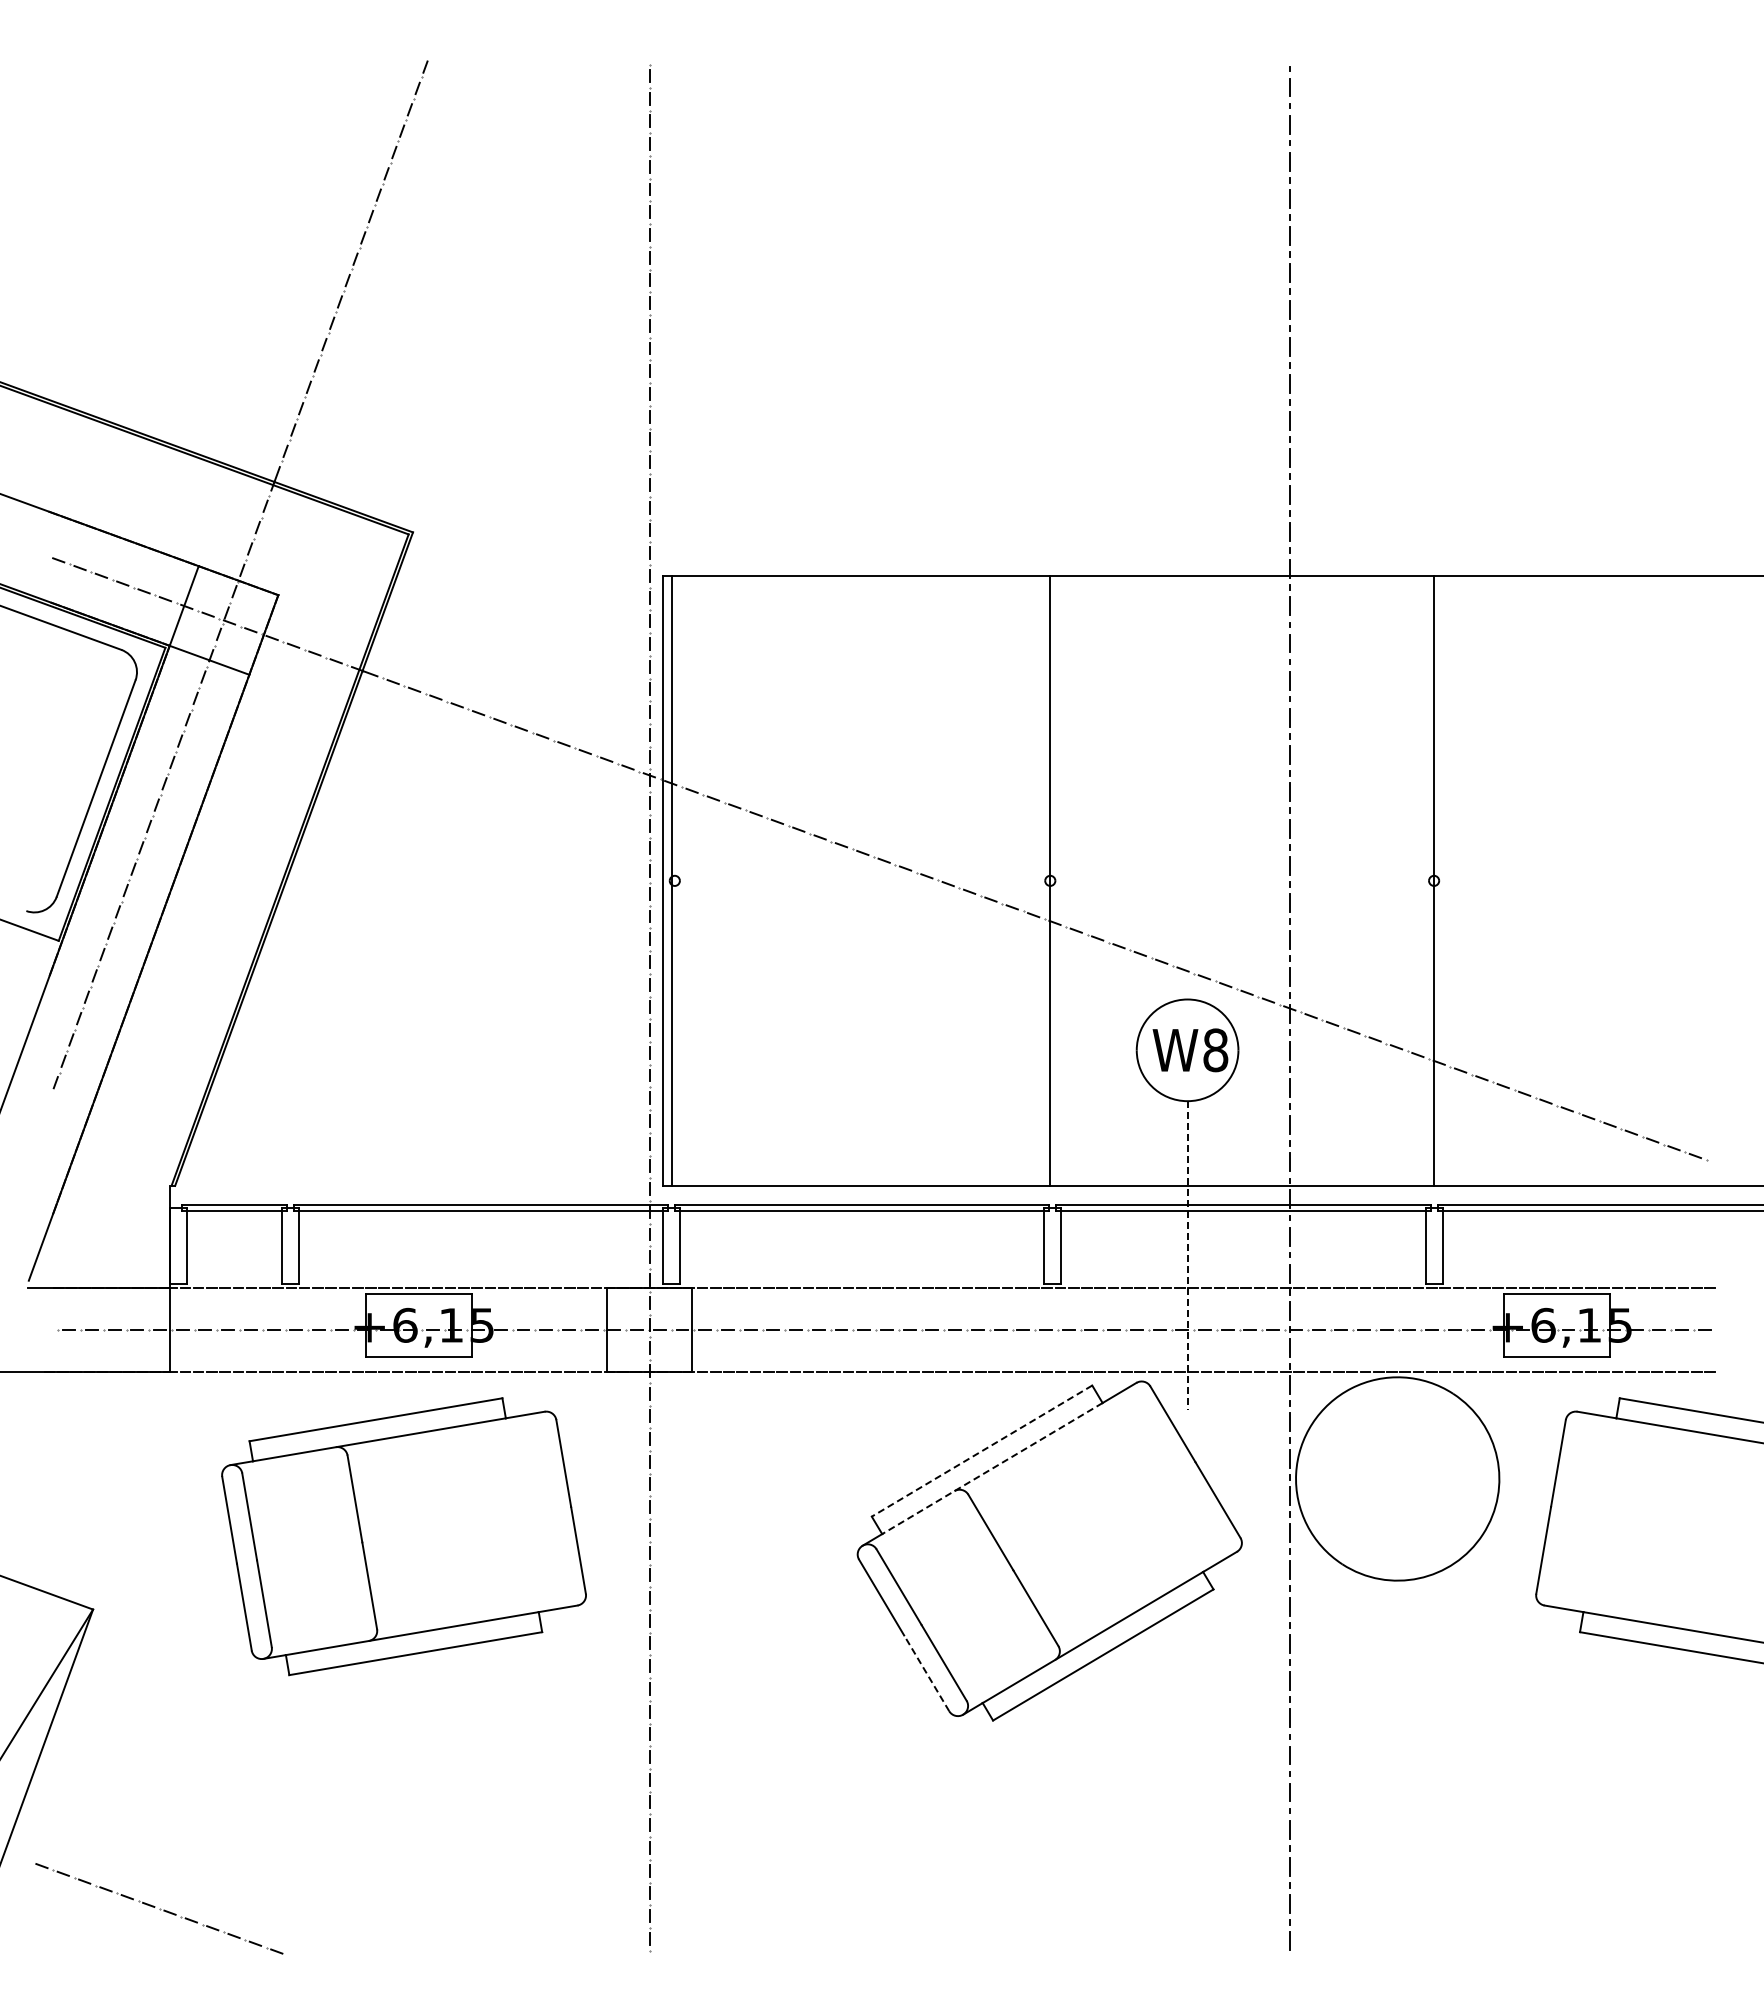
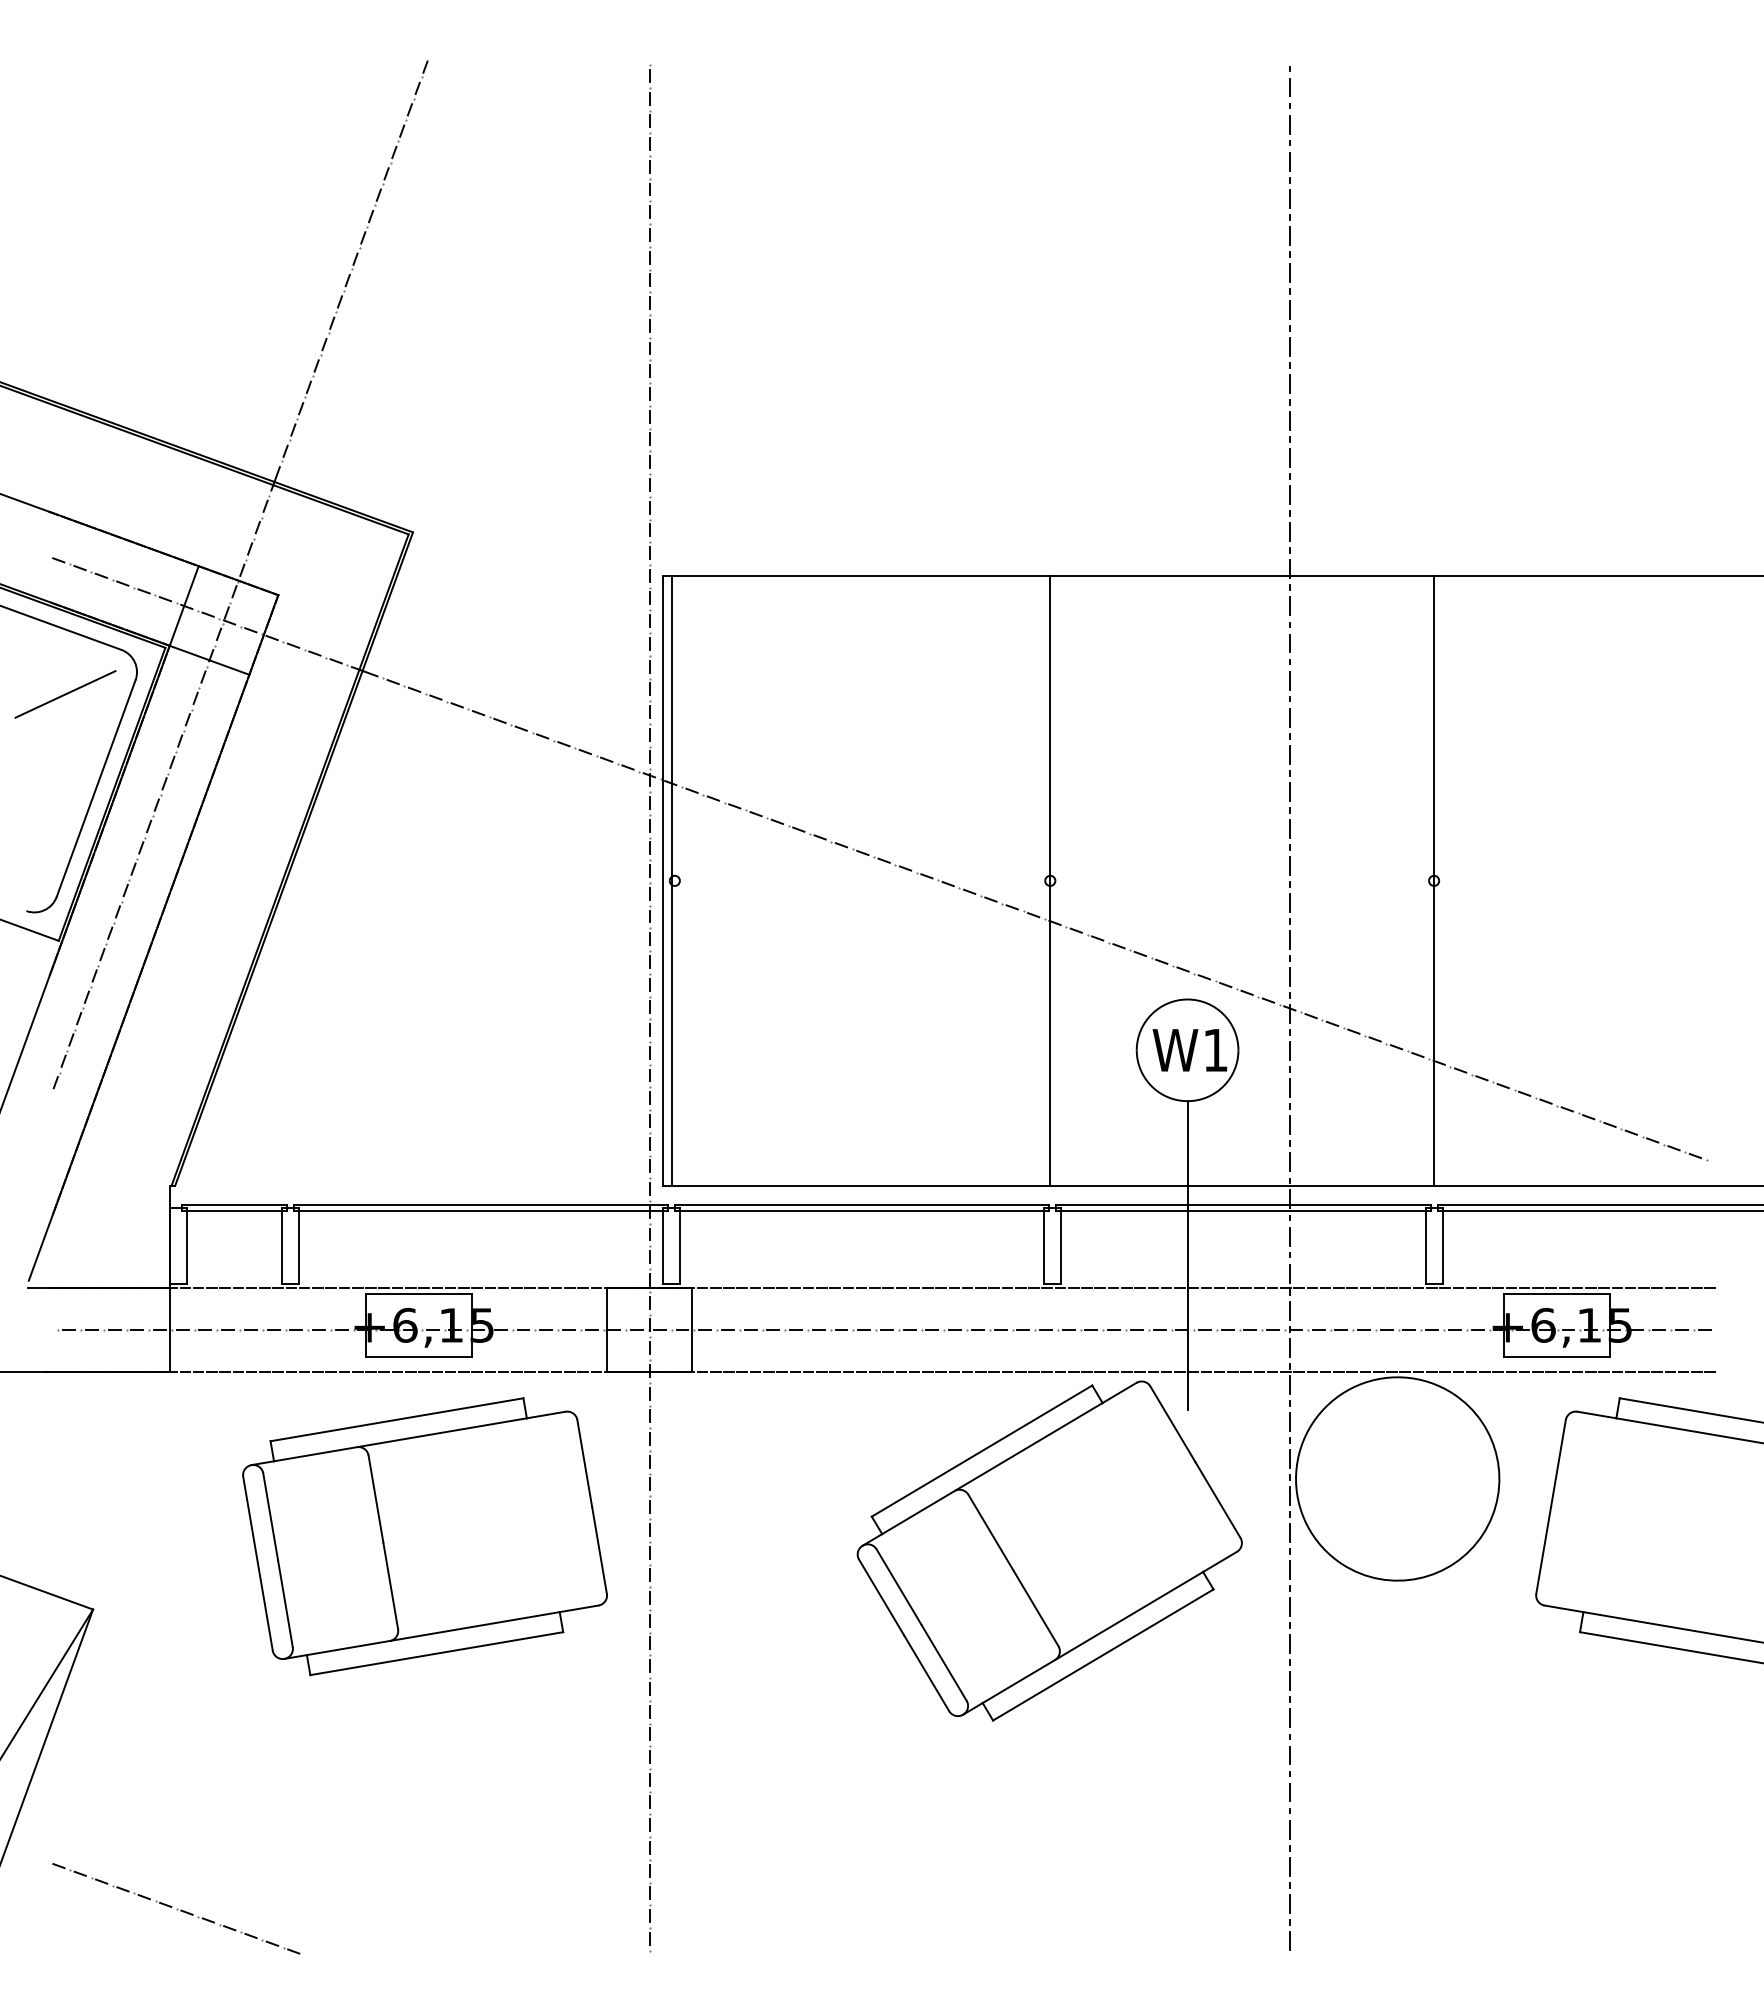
line: none -> present (65, 694)
text: W8 -> W1 (1215, 1050)
line: dashed -> solid (1187, 1255)
line: dashed -> solid (981, 1451)
line: dashed -> solid (992, 1468)
part position: (403, 1536) -> (424, 1536) (424, 1536)
line: dashed -> solid (926, 1672)
part position: (159, 1908) -> (176, 1908) (176, 1908)
